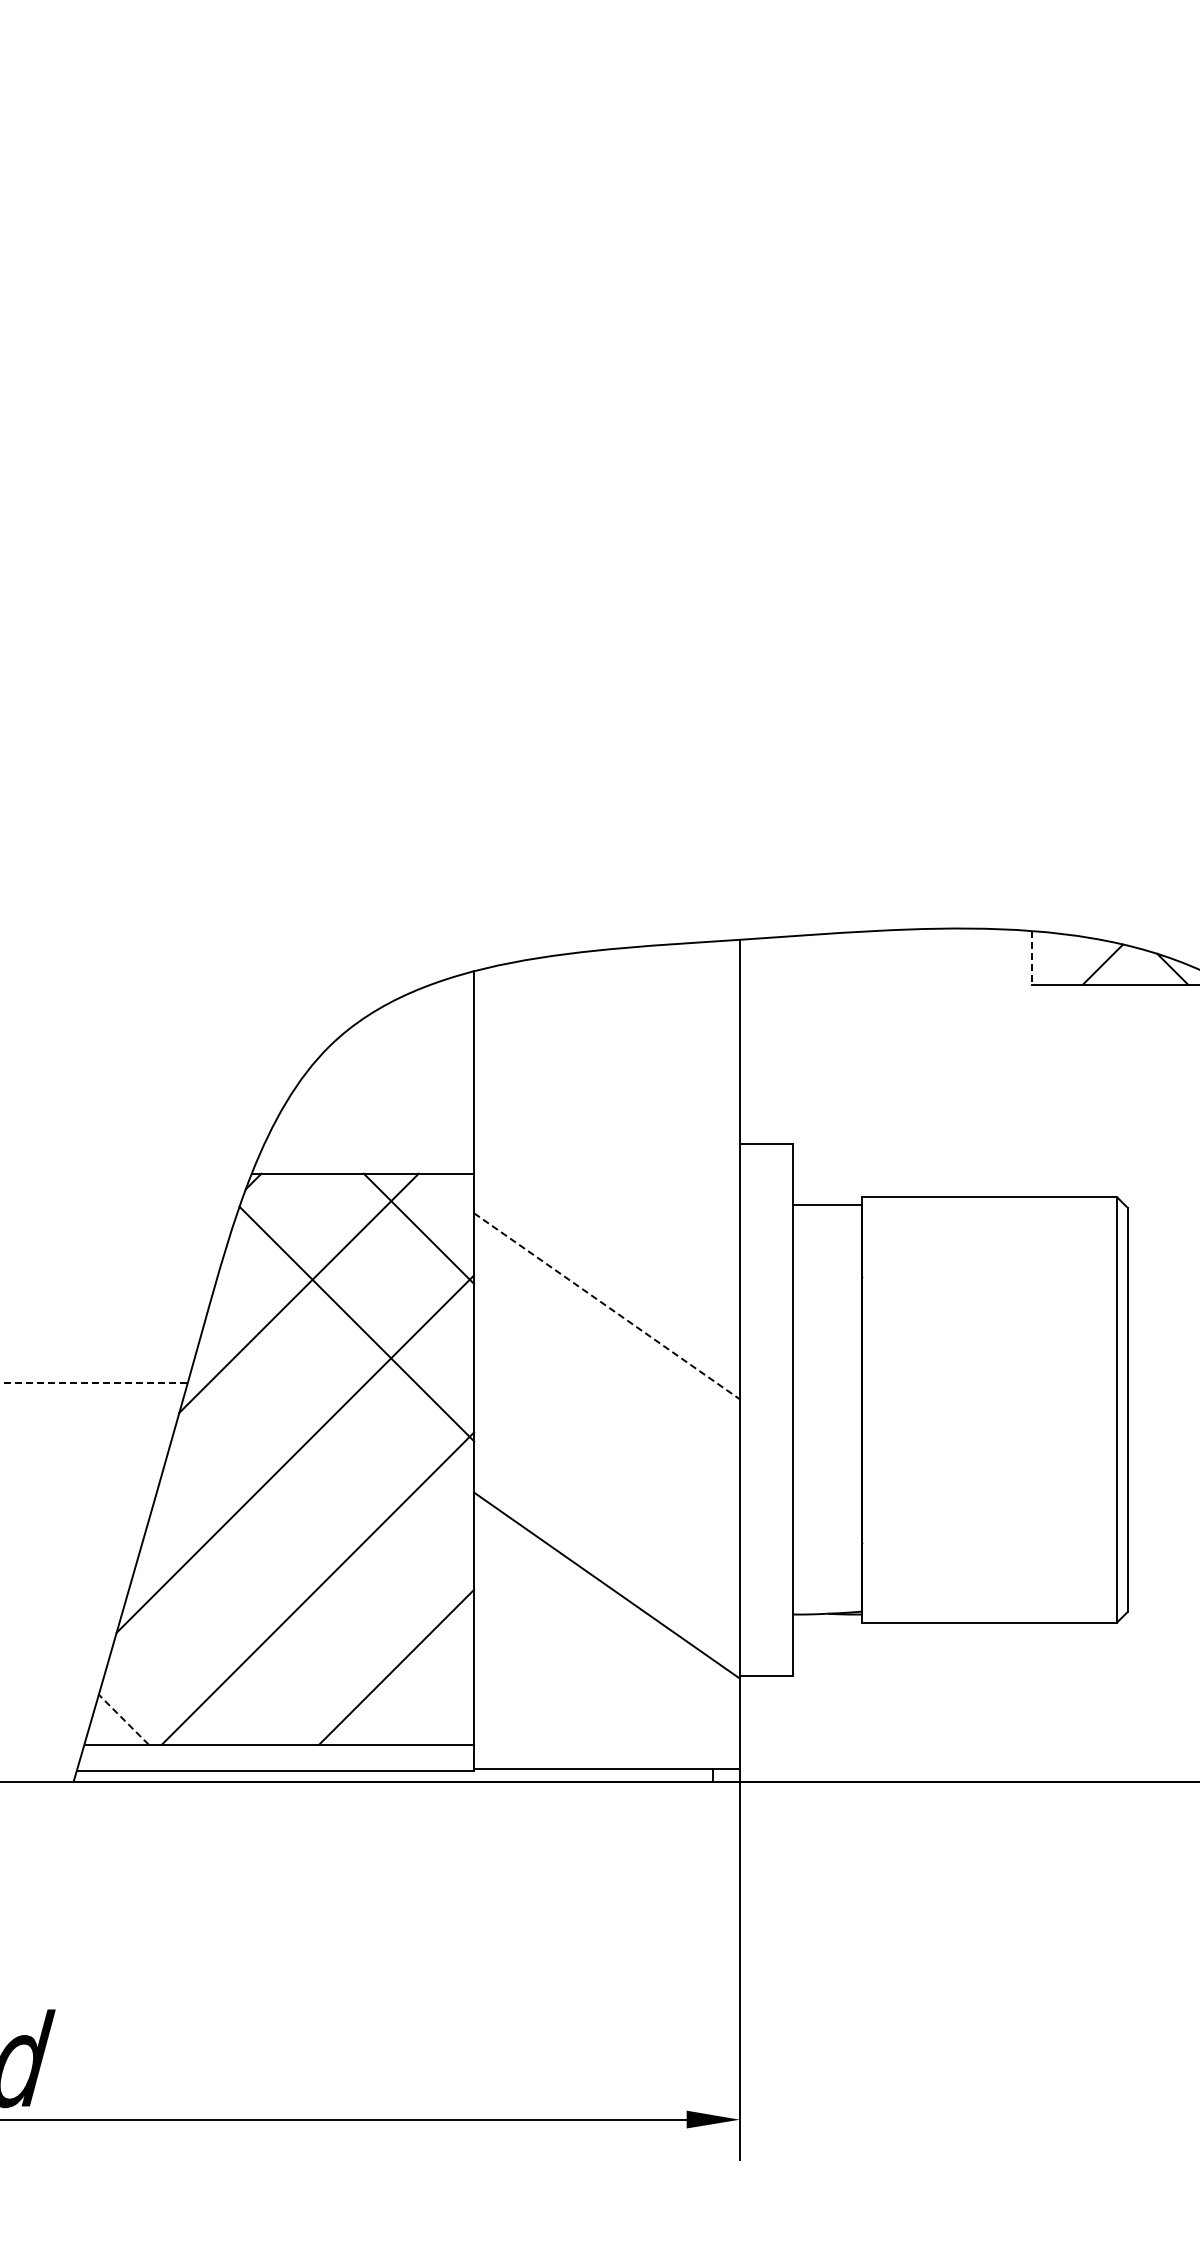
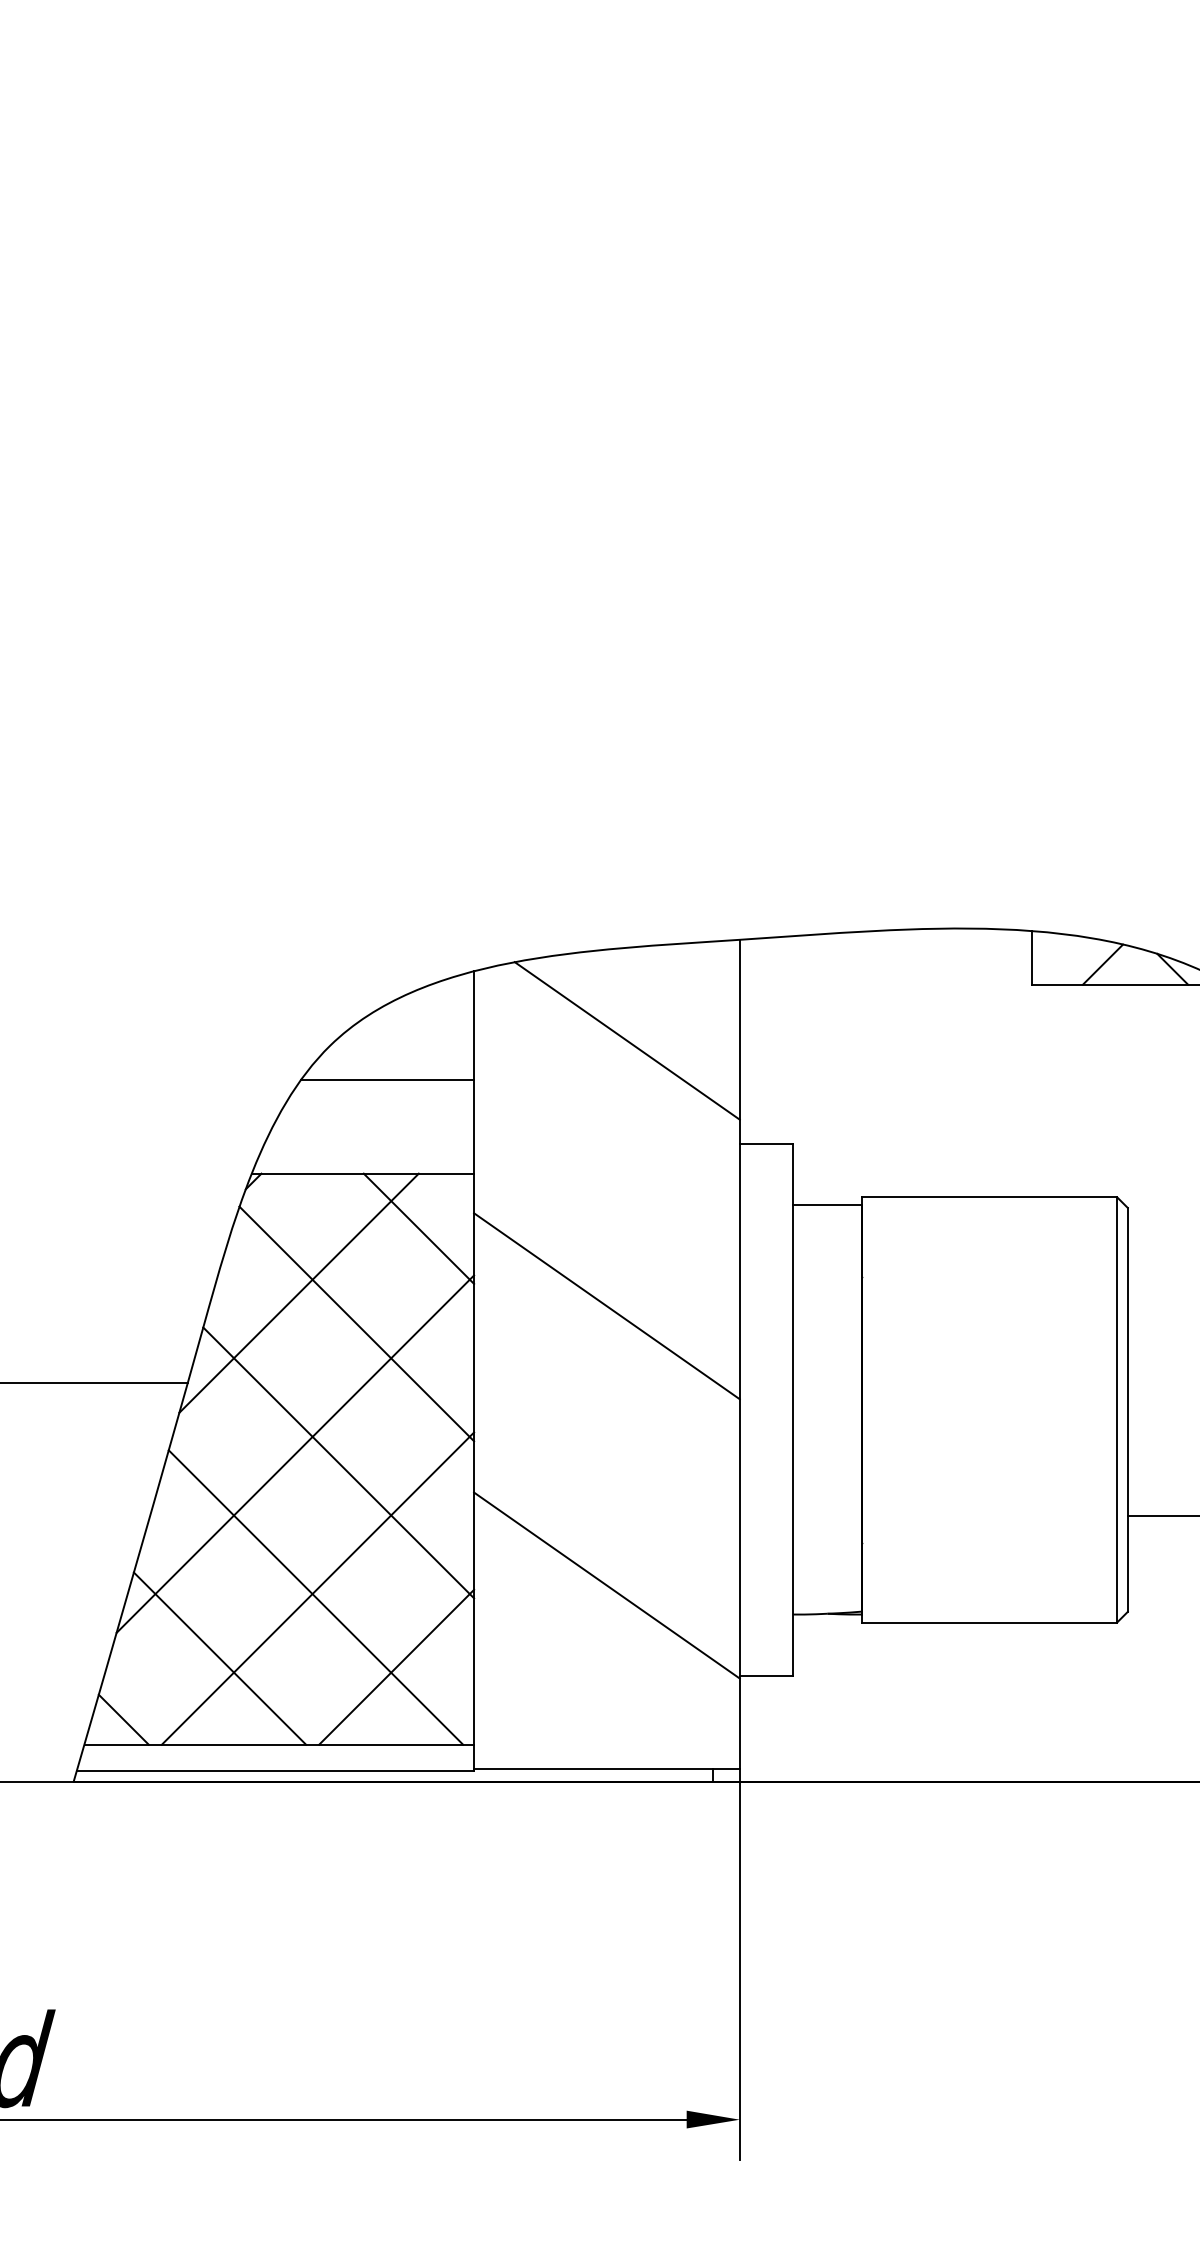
line: dashed -> solid (1032, 957)
line: none -> present (626, 1040)
line: none -> present (387, 1080)
line: dashed -> solid (607, 1306)
line: dashed -> solid (94, 1383)
line: none -> present (338, 1462)
line: none -> present (1161, 1516)
line: none -> present (315, 1597)
line: none -> present (219, 1658)
line: dashed -> solid (123, 1719)
